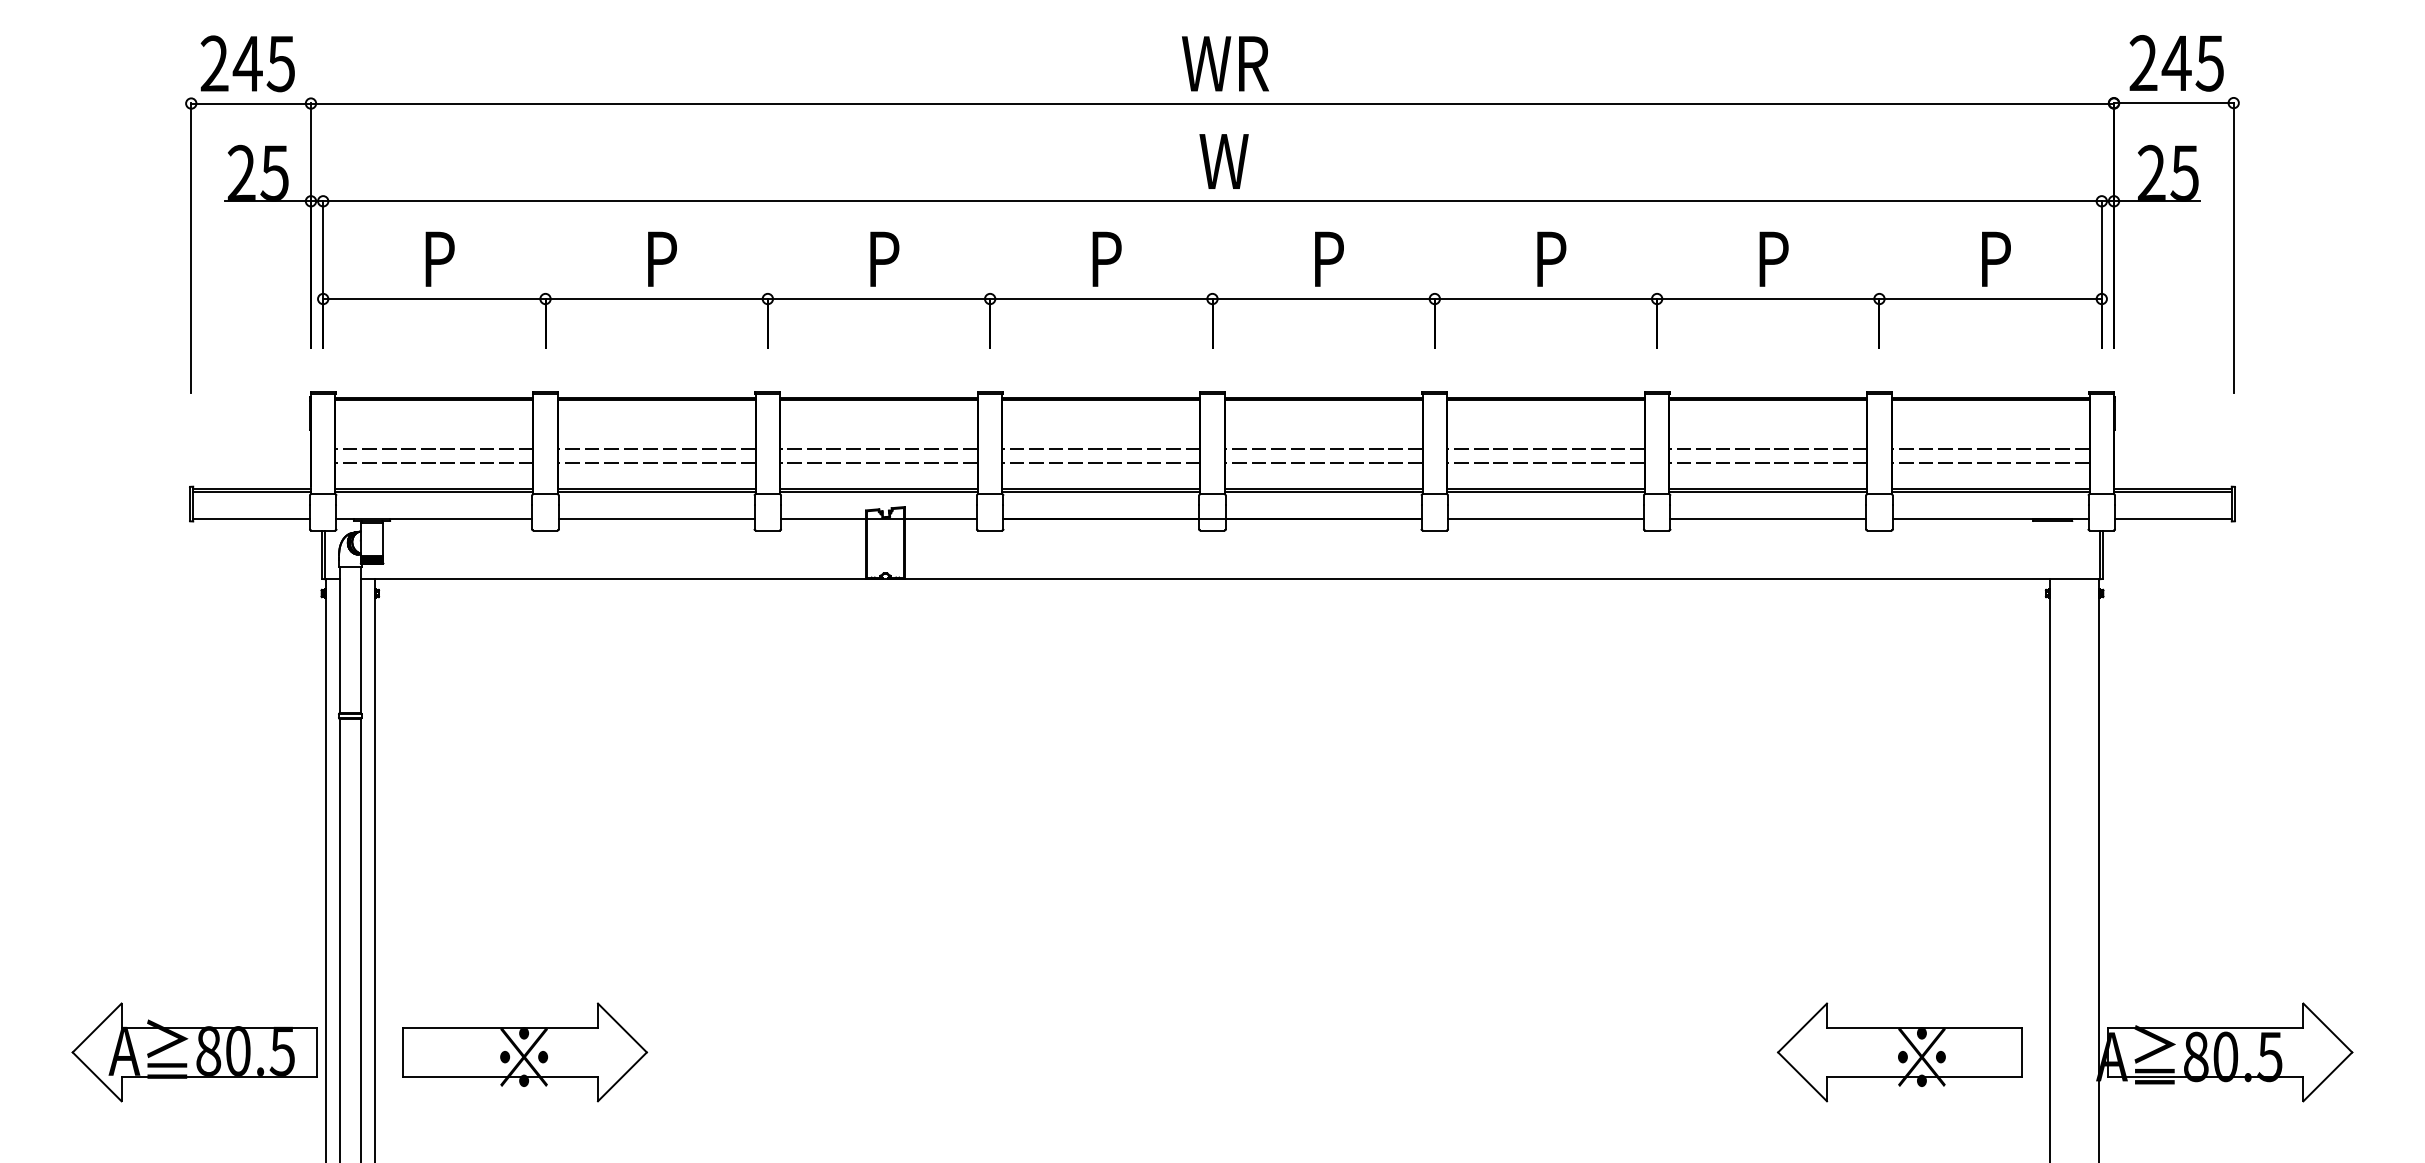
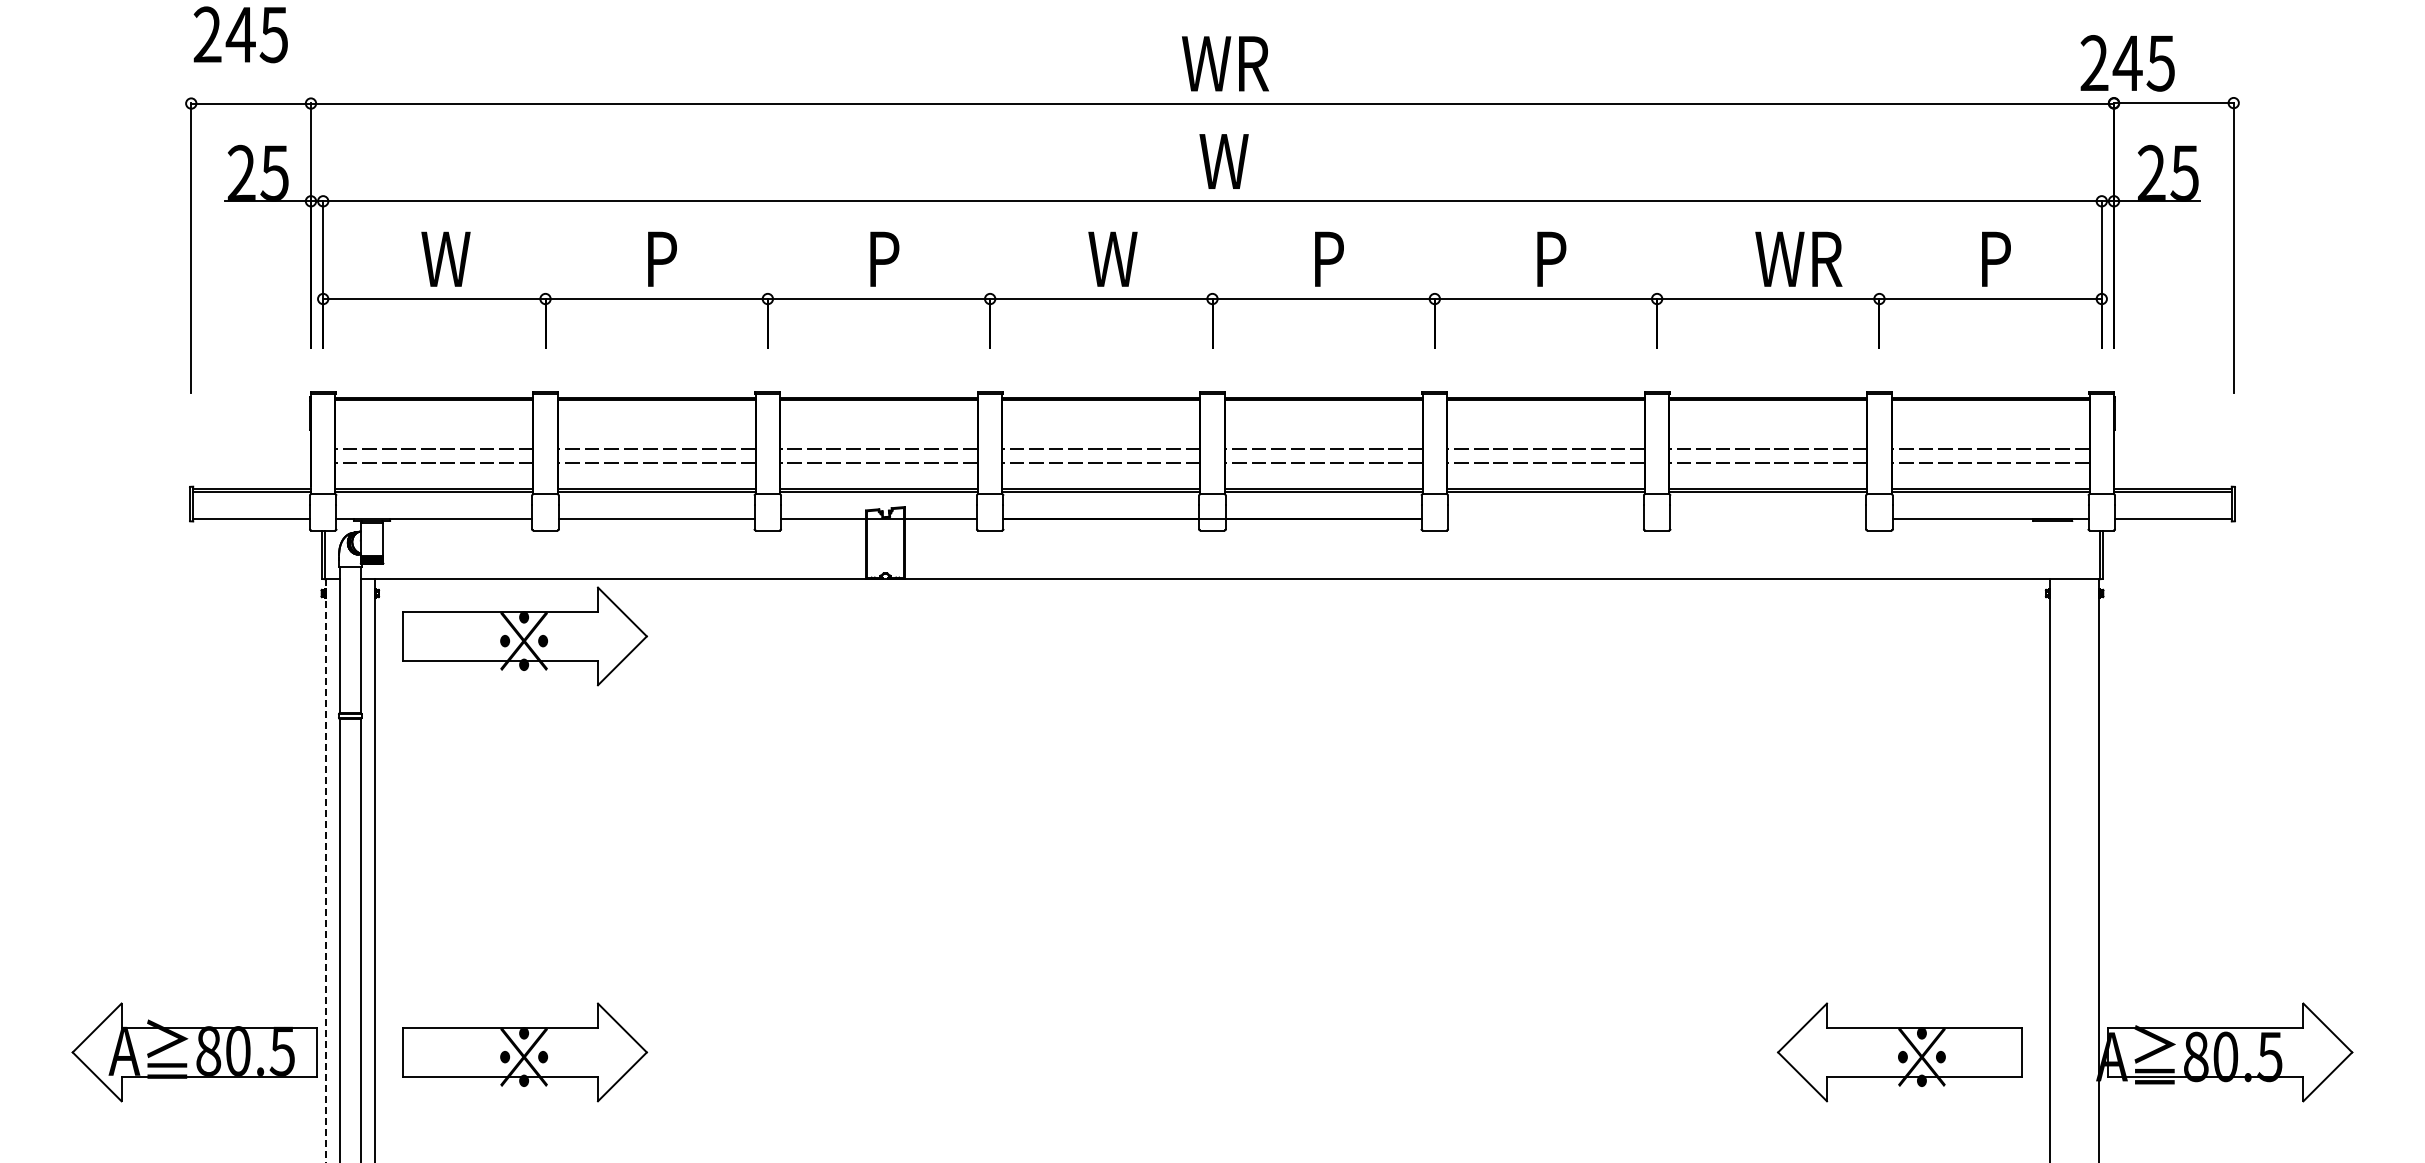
text position: (247, 63) -> (240, 34) (240, 34)
text position: (2176, 63) -> (2127, 63) (2127, 63)
text: P -> W (445, 258)
text: P -> W (1112, 258)
text: P -> WR (1798, 258)
line: present -> none (1545, 519)
line: present -> none (1768, 519)
part: none -> present (524, 636)
line: solid -> dashed (325, 870)
